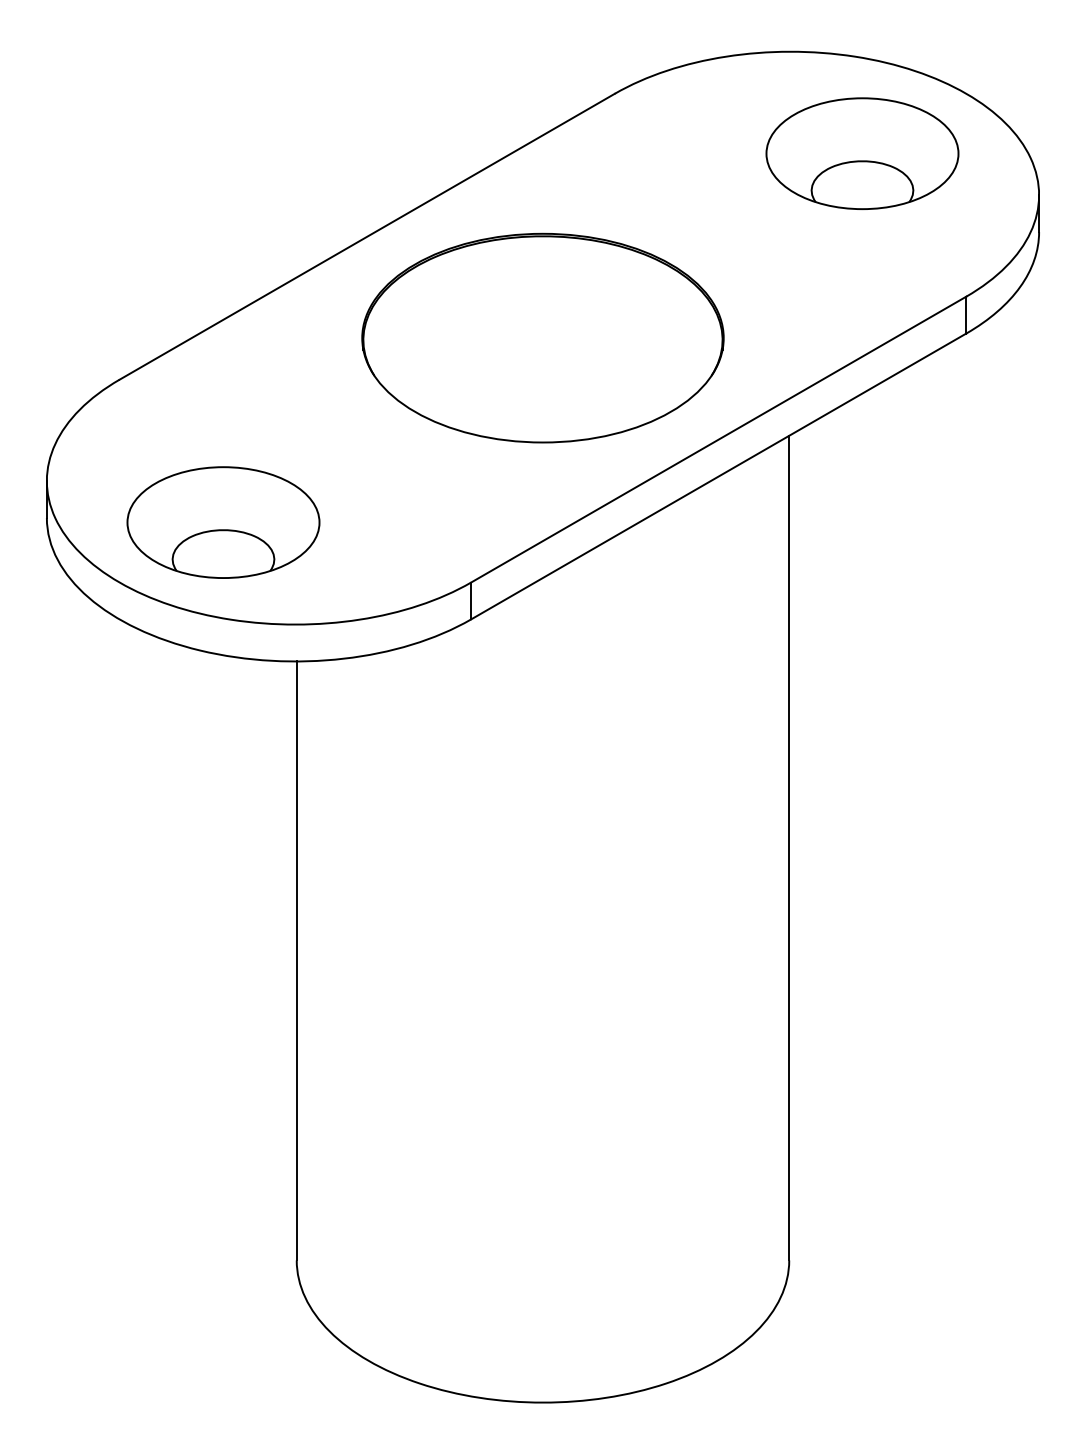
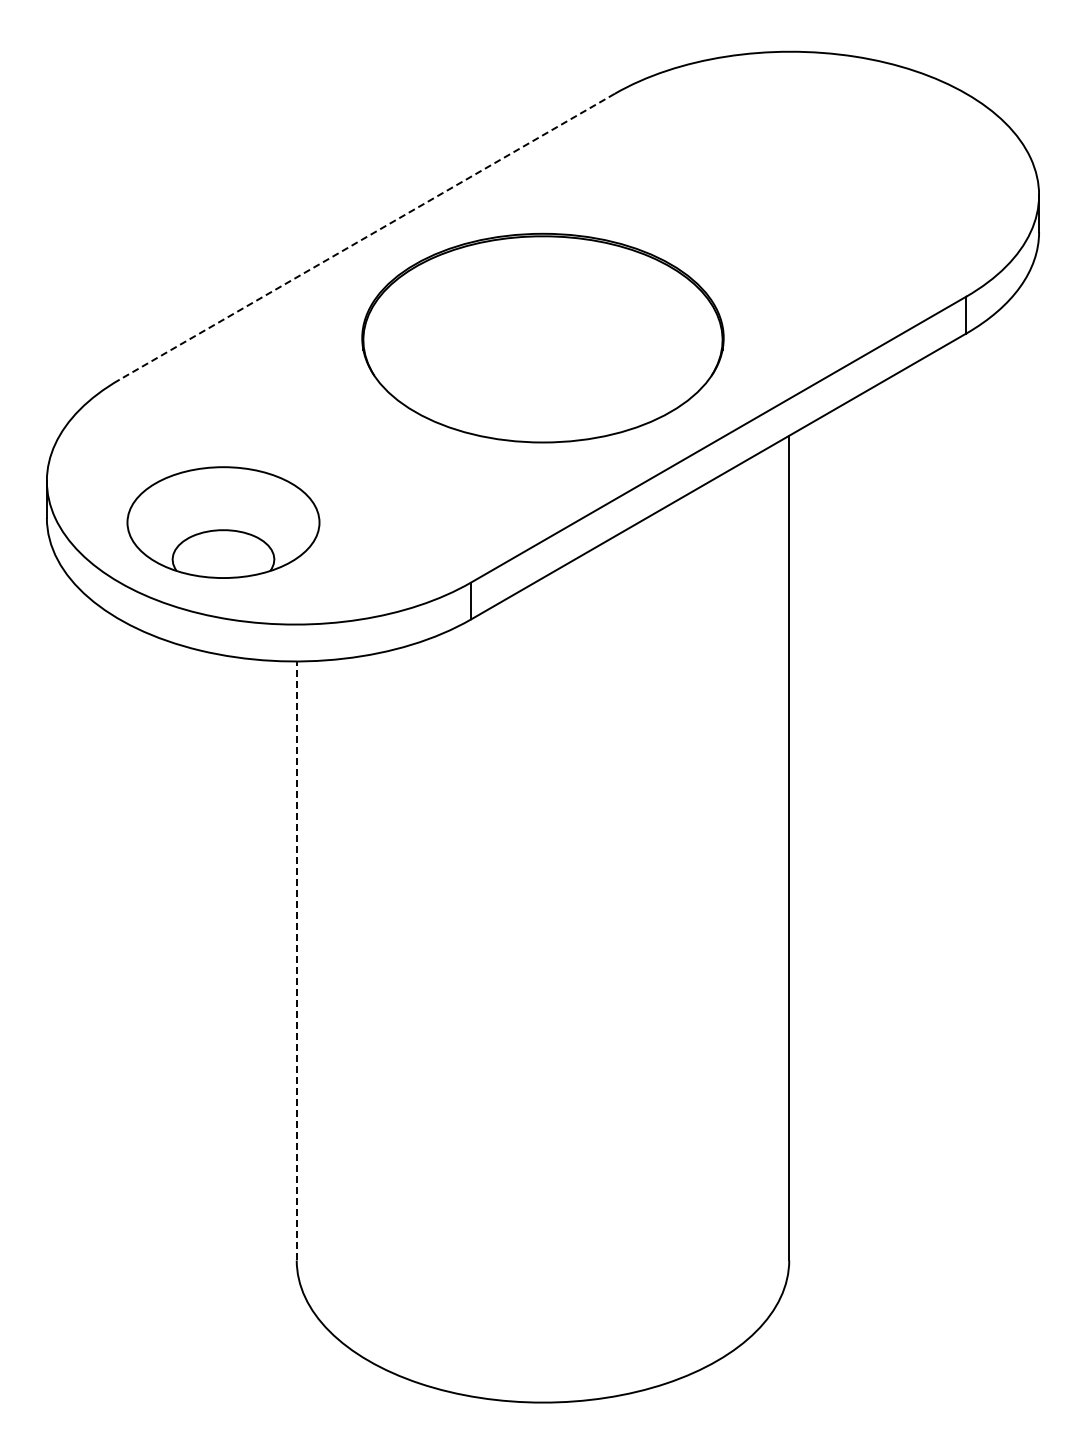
part: present -> none (862, 153)
line: solid -> dashed (367, 236)
line: solid -> dashed (296, 960)
